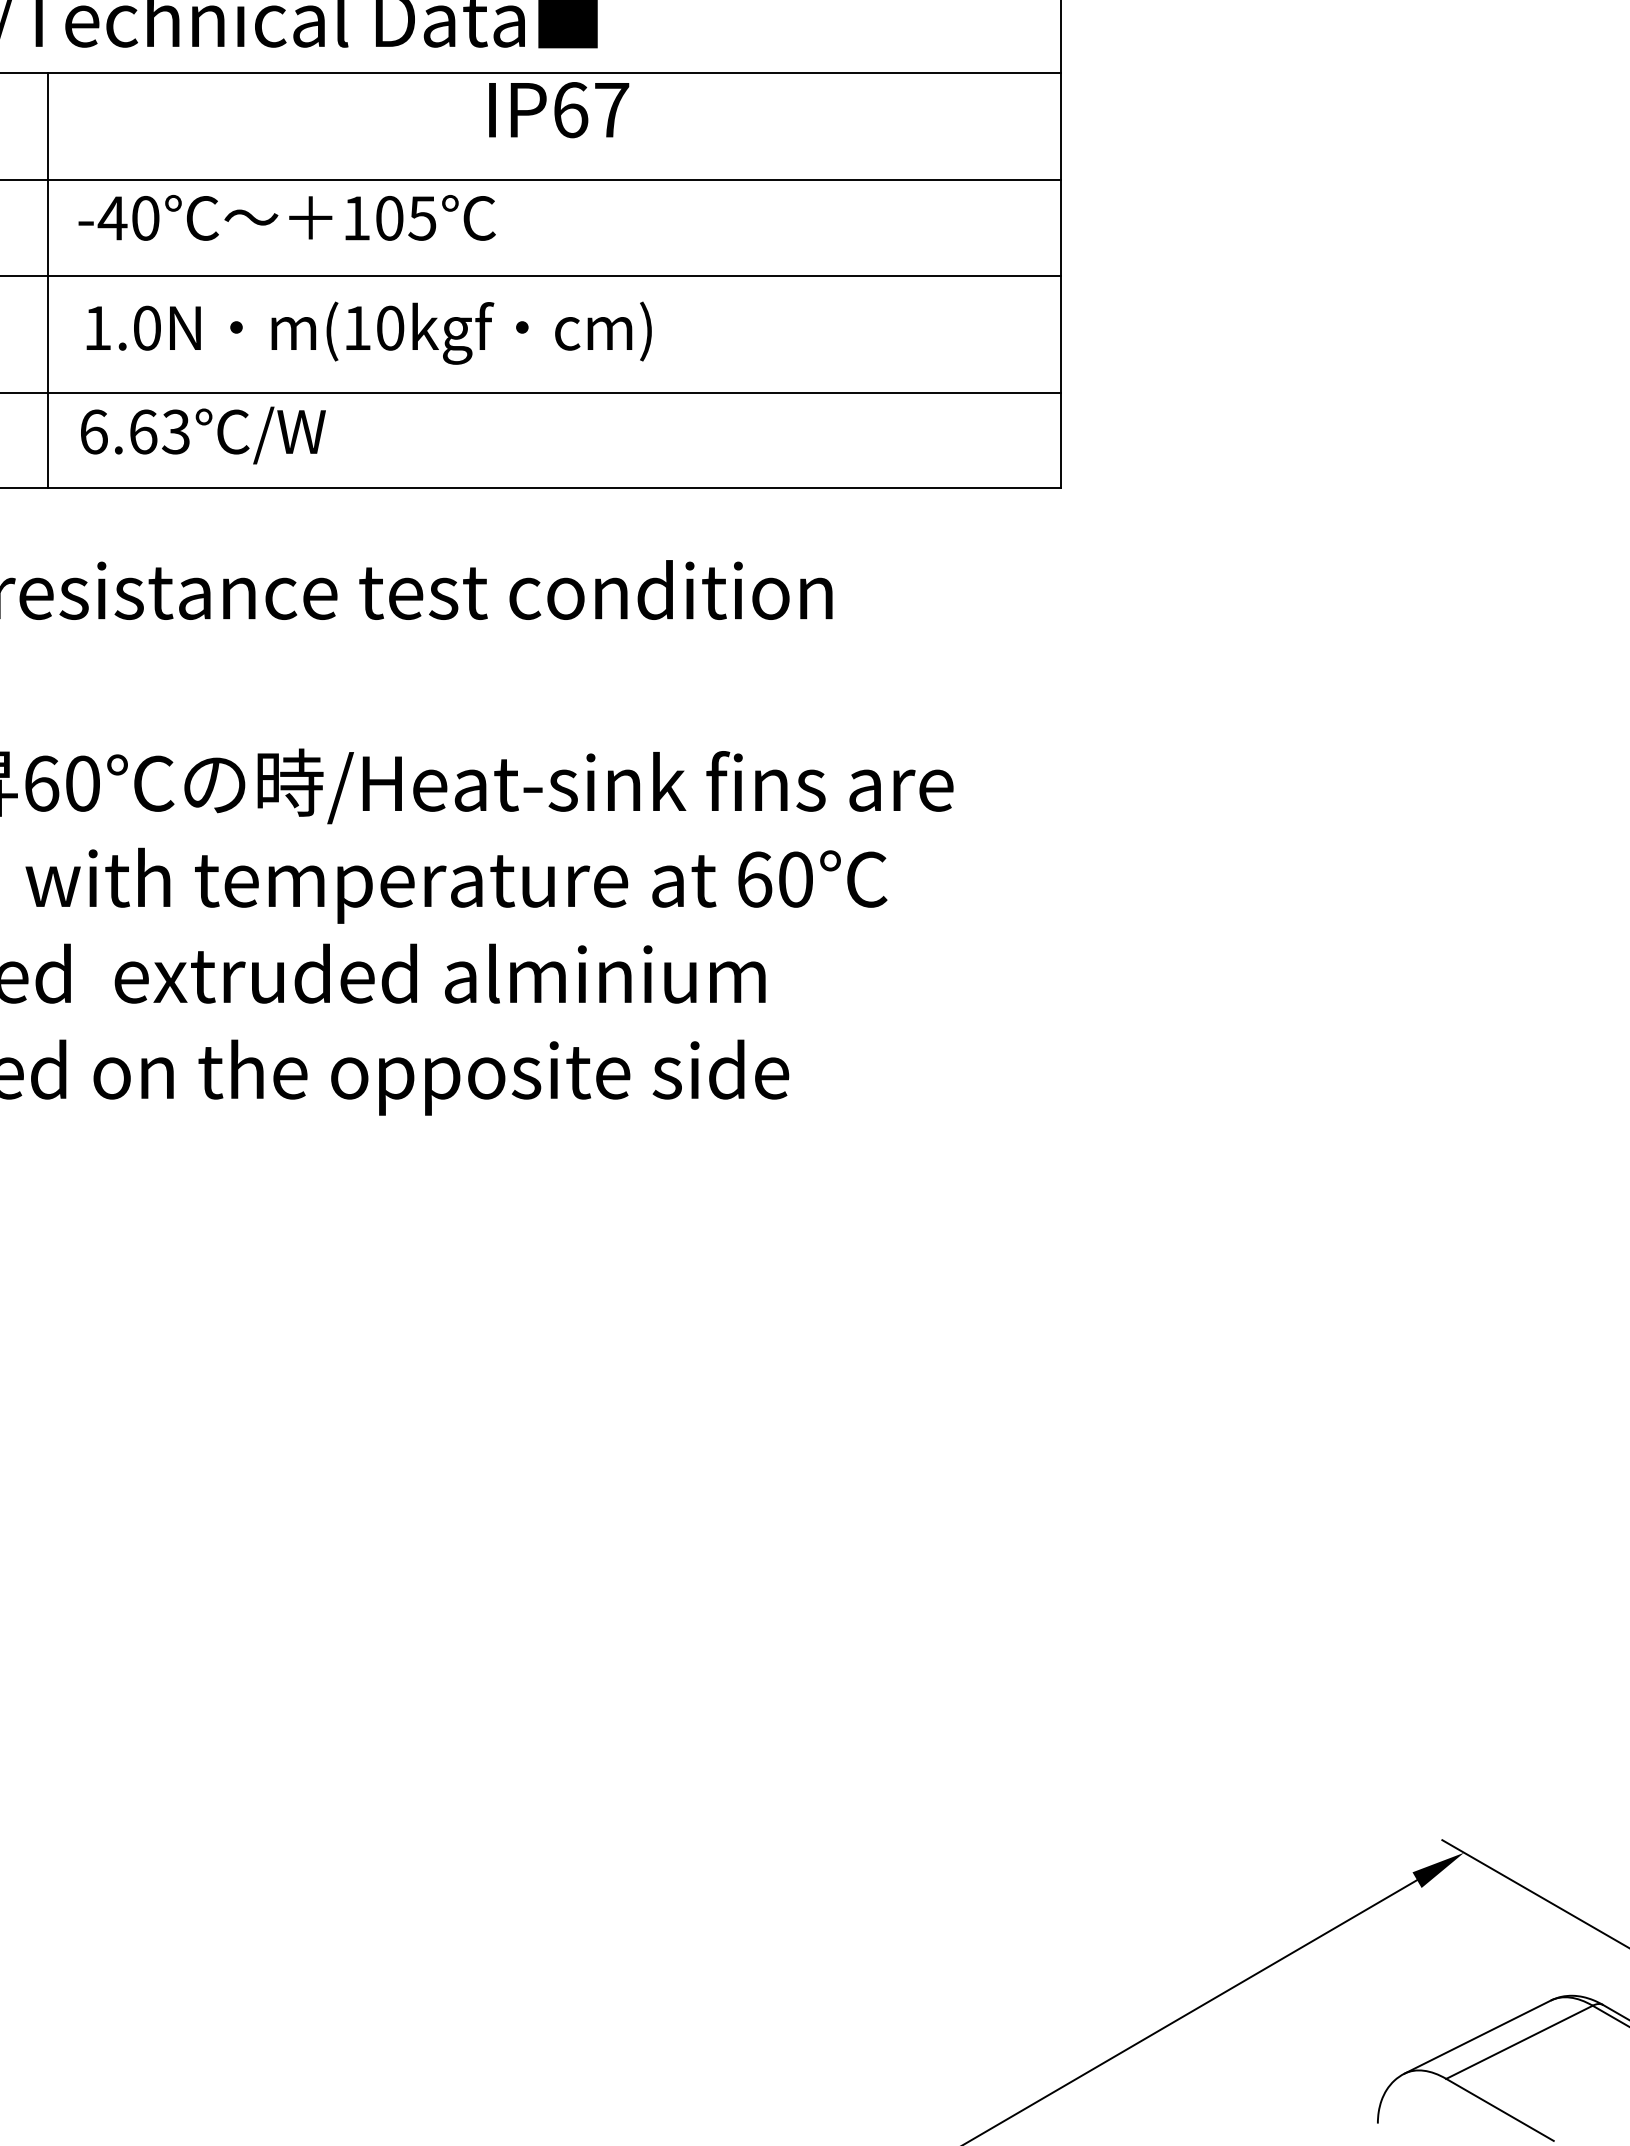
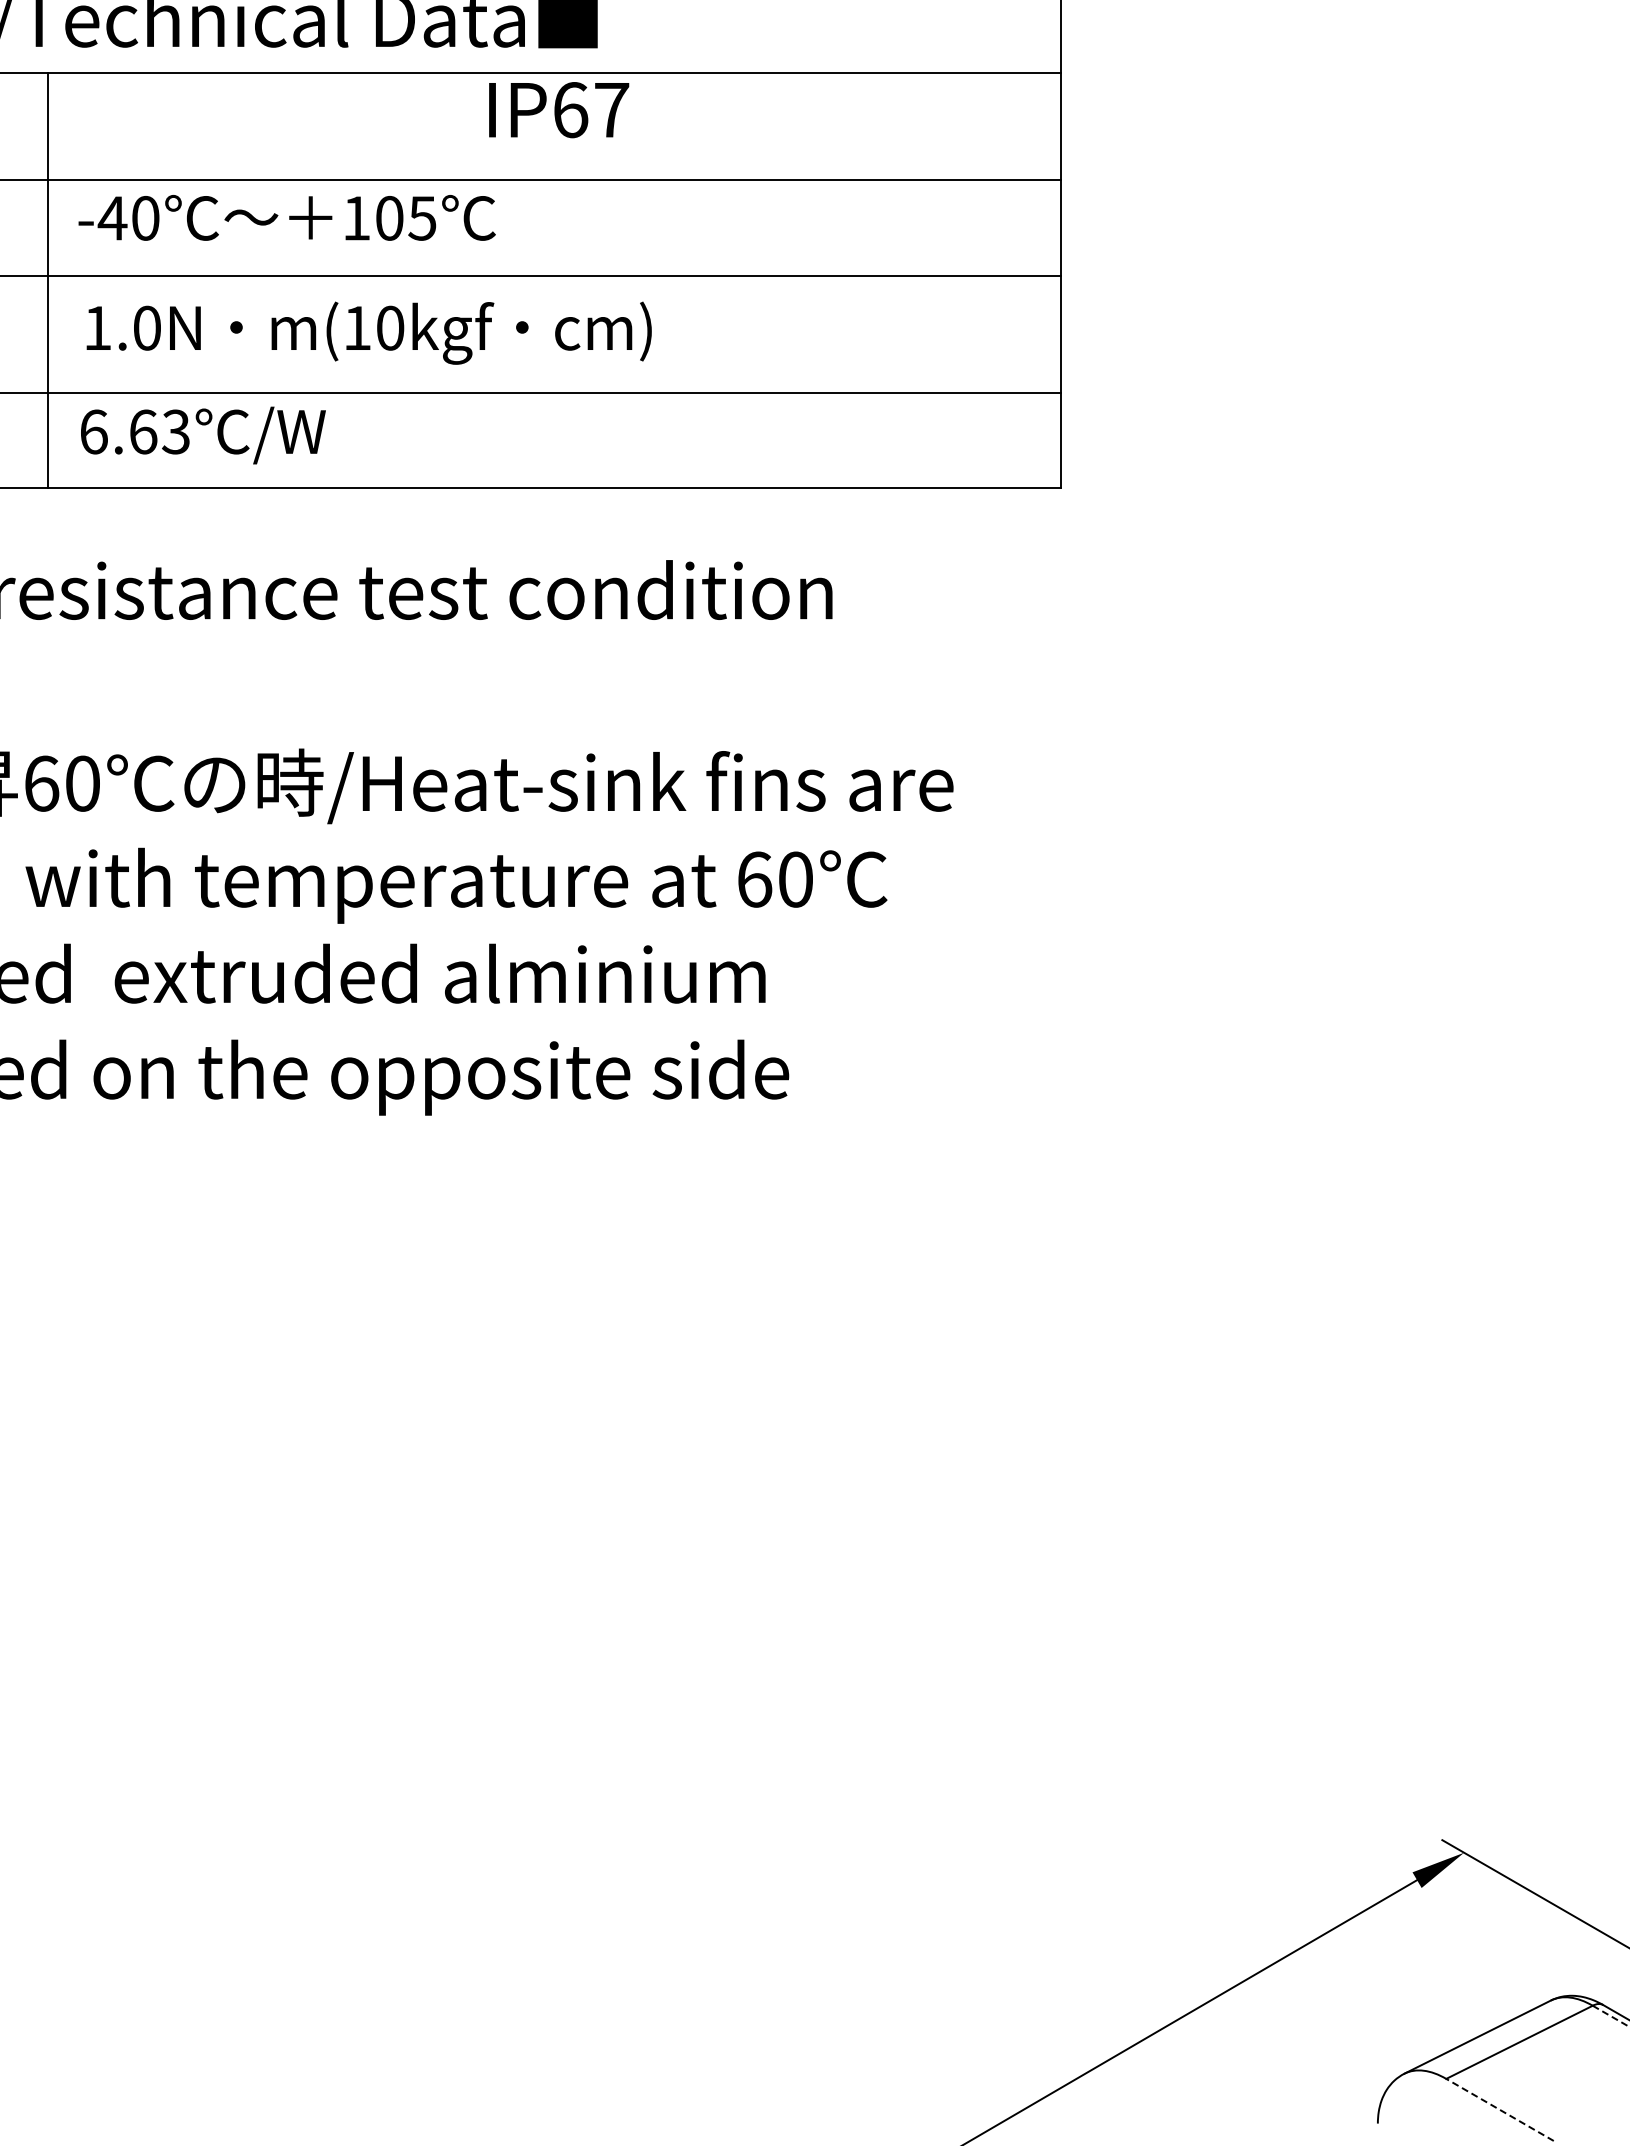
line: solid -> dashed (1611, 2016)
line: solid -> dashed (1499, 2109)
